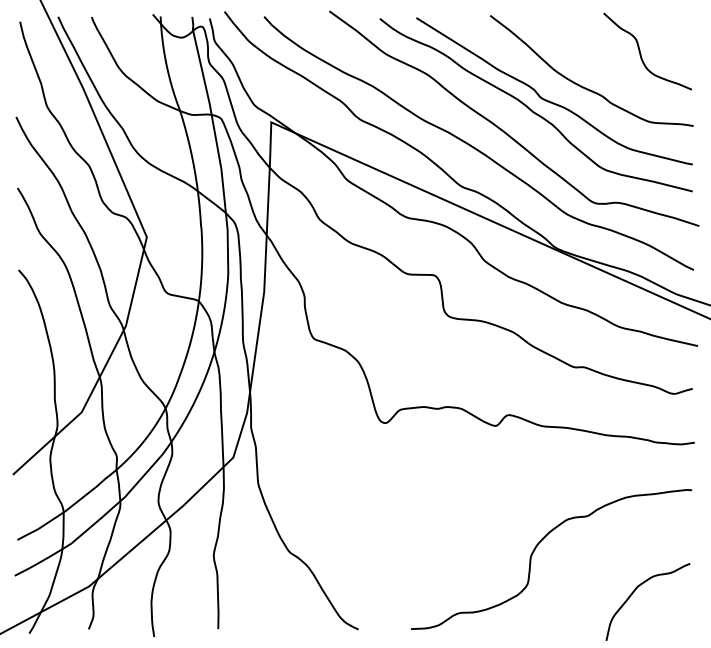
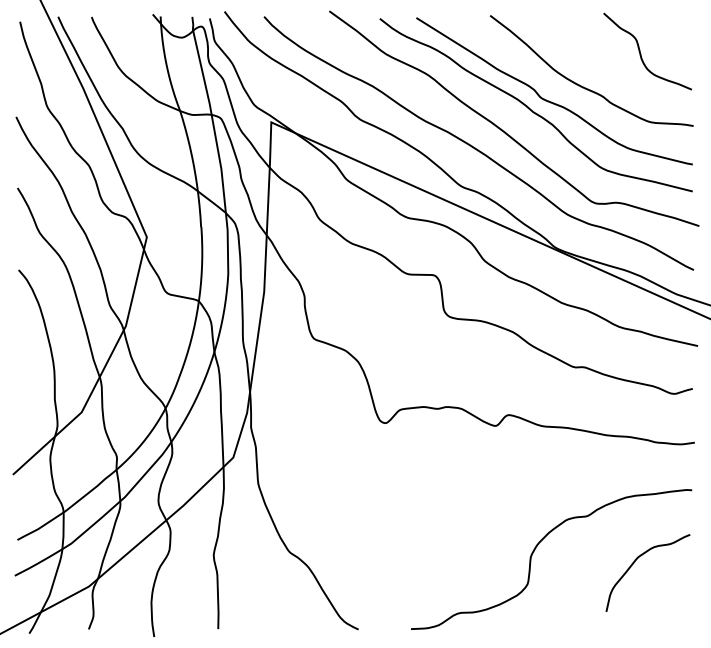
curve position: (634, 592) -> (634, 563) (634, 563)
